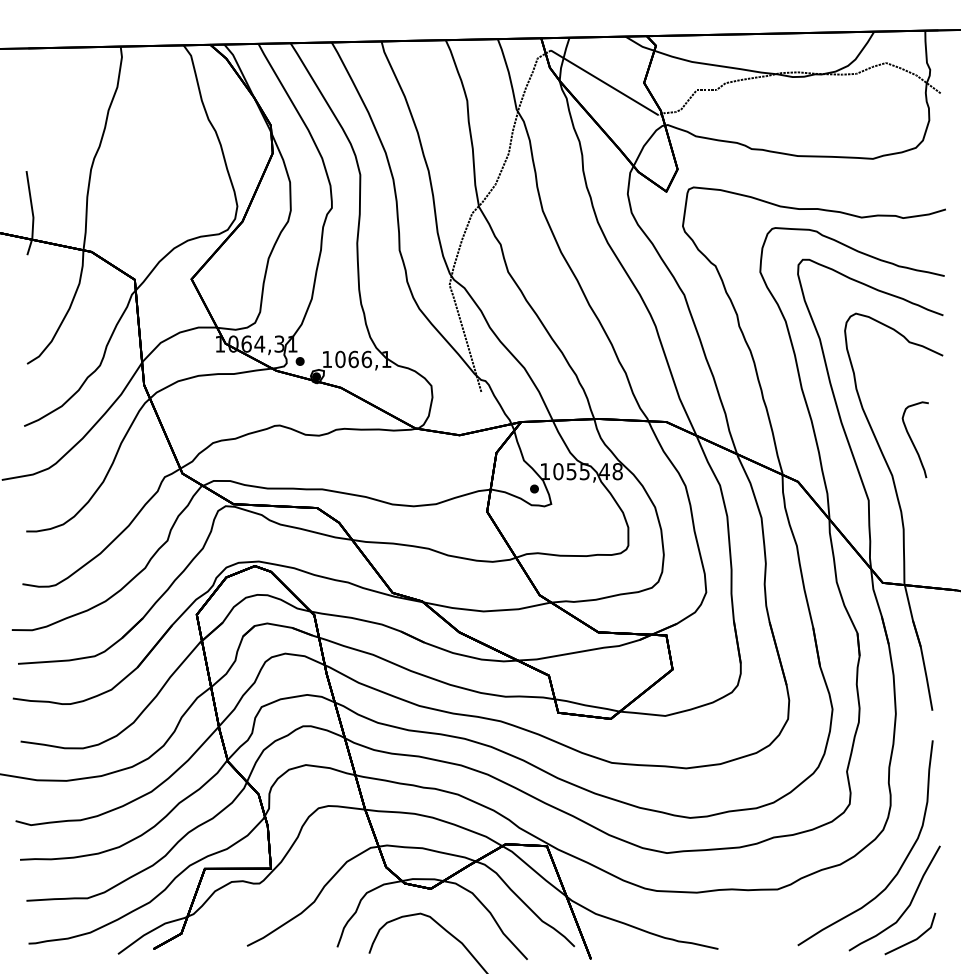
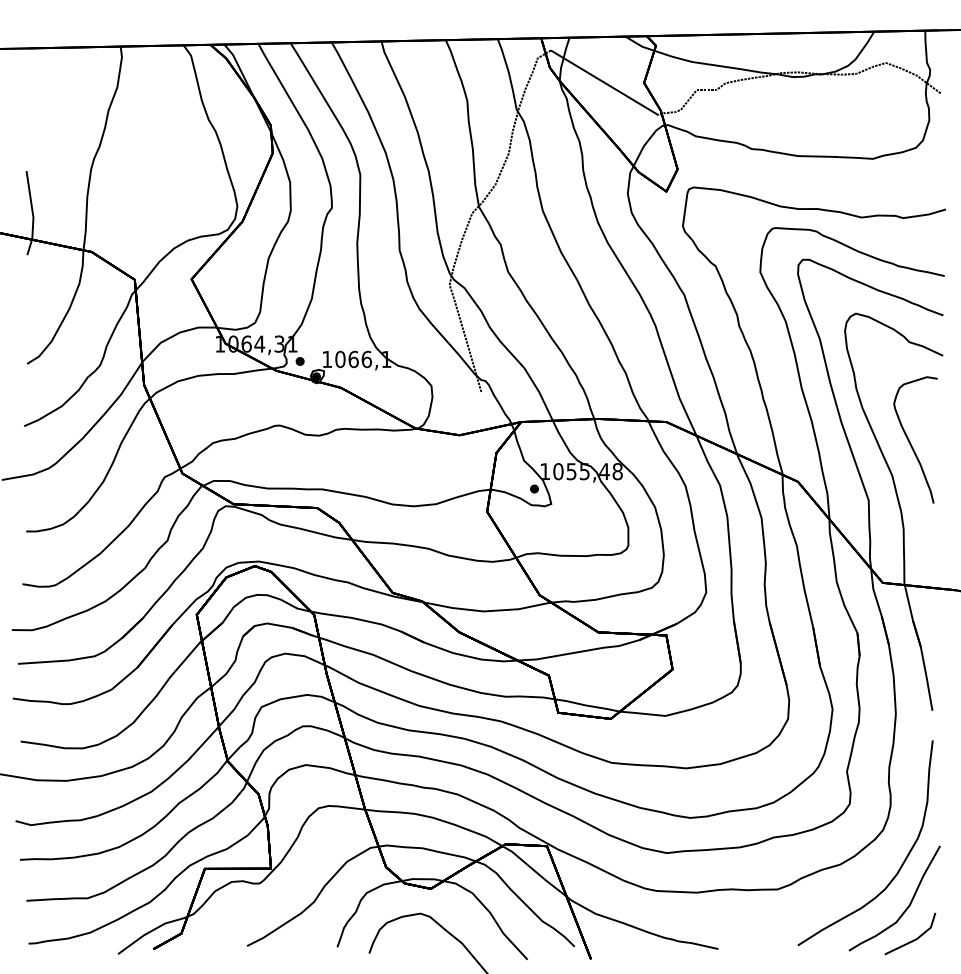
part size: 28x78 px -> 45x128 px (915, 439)
